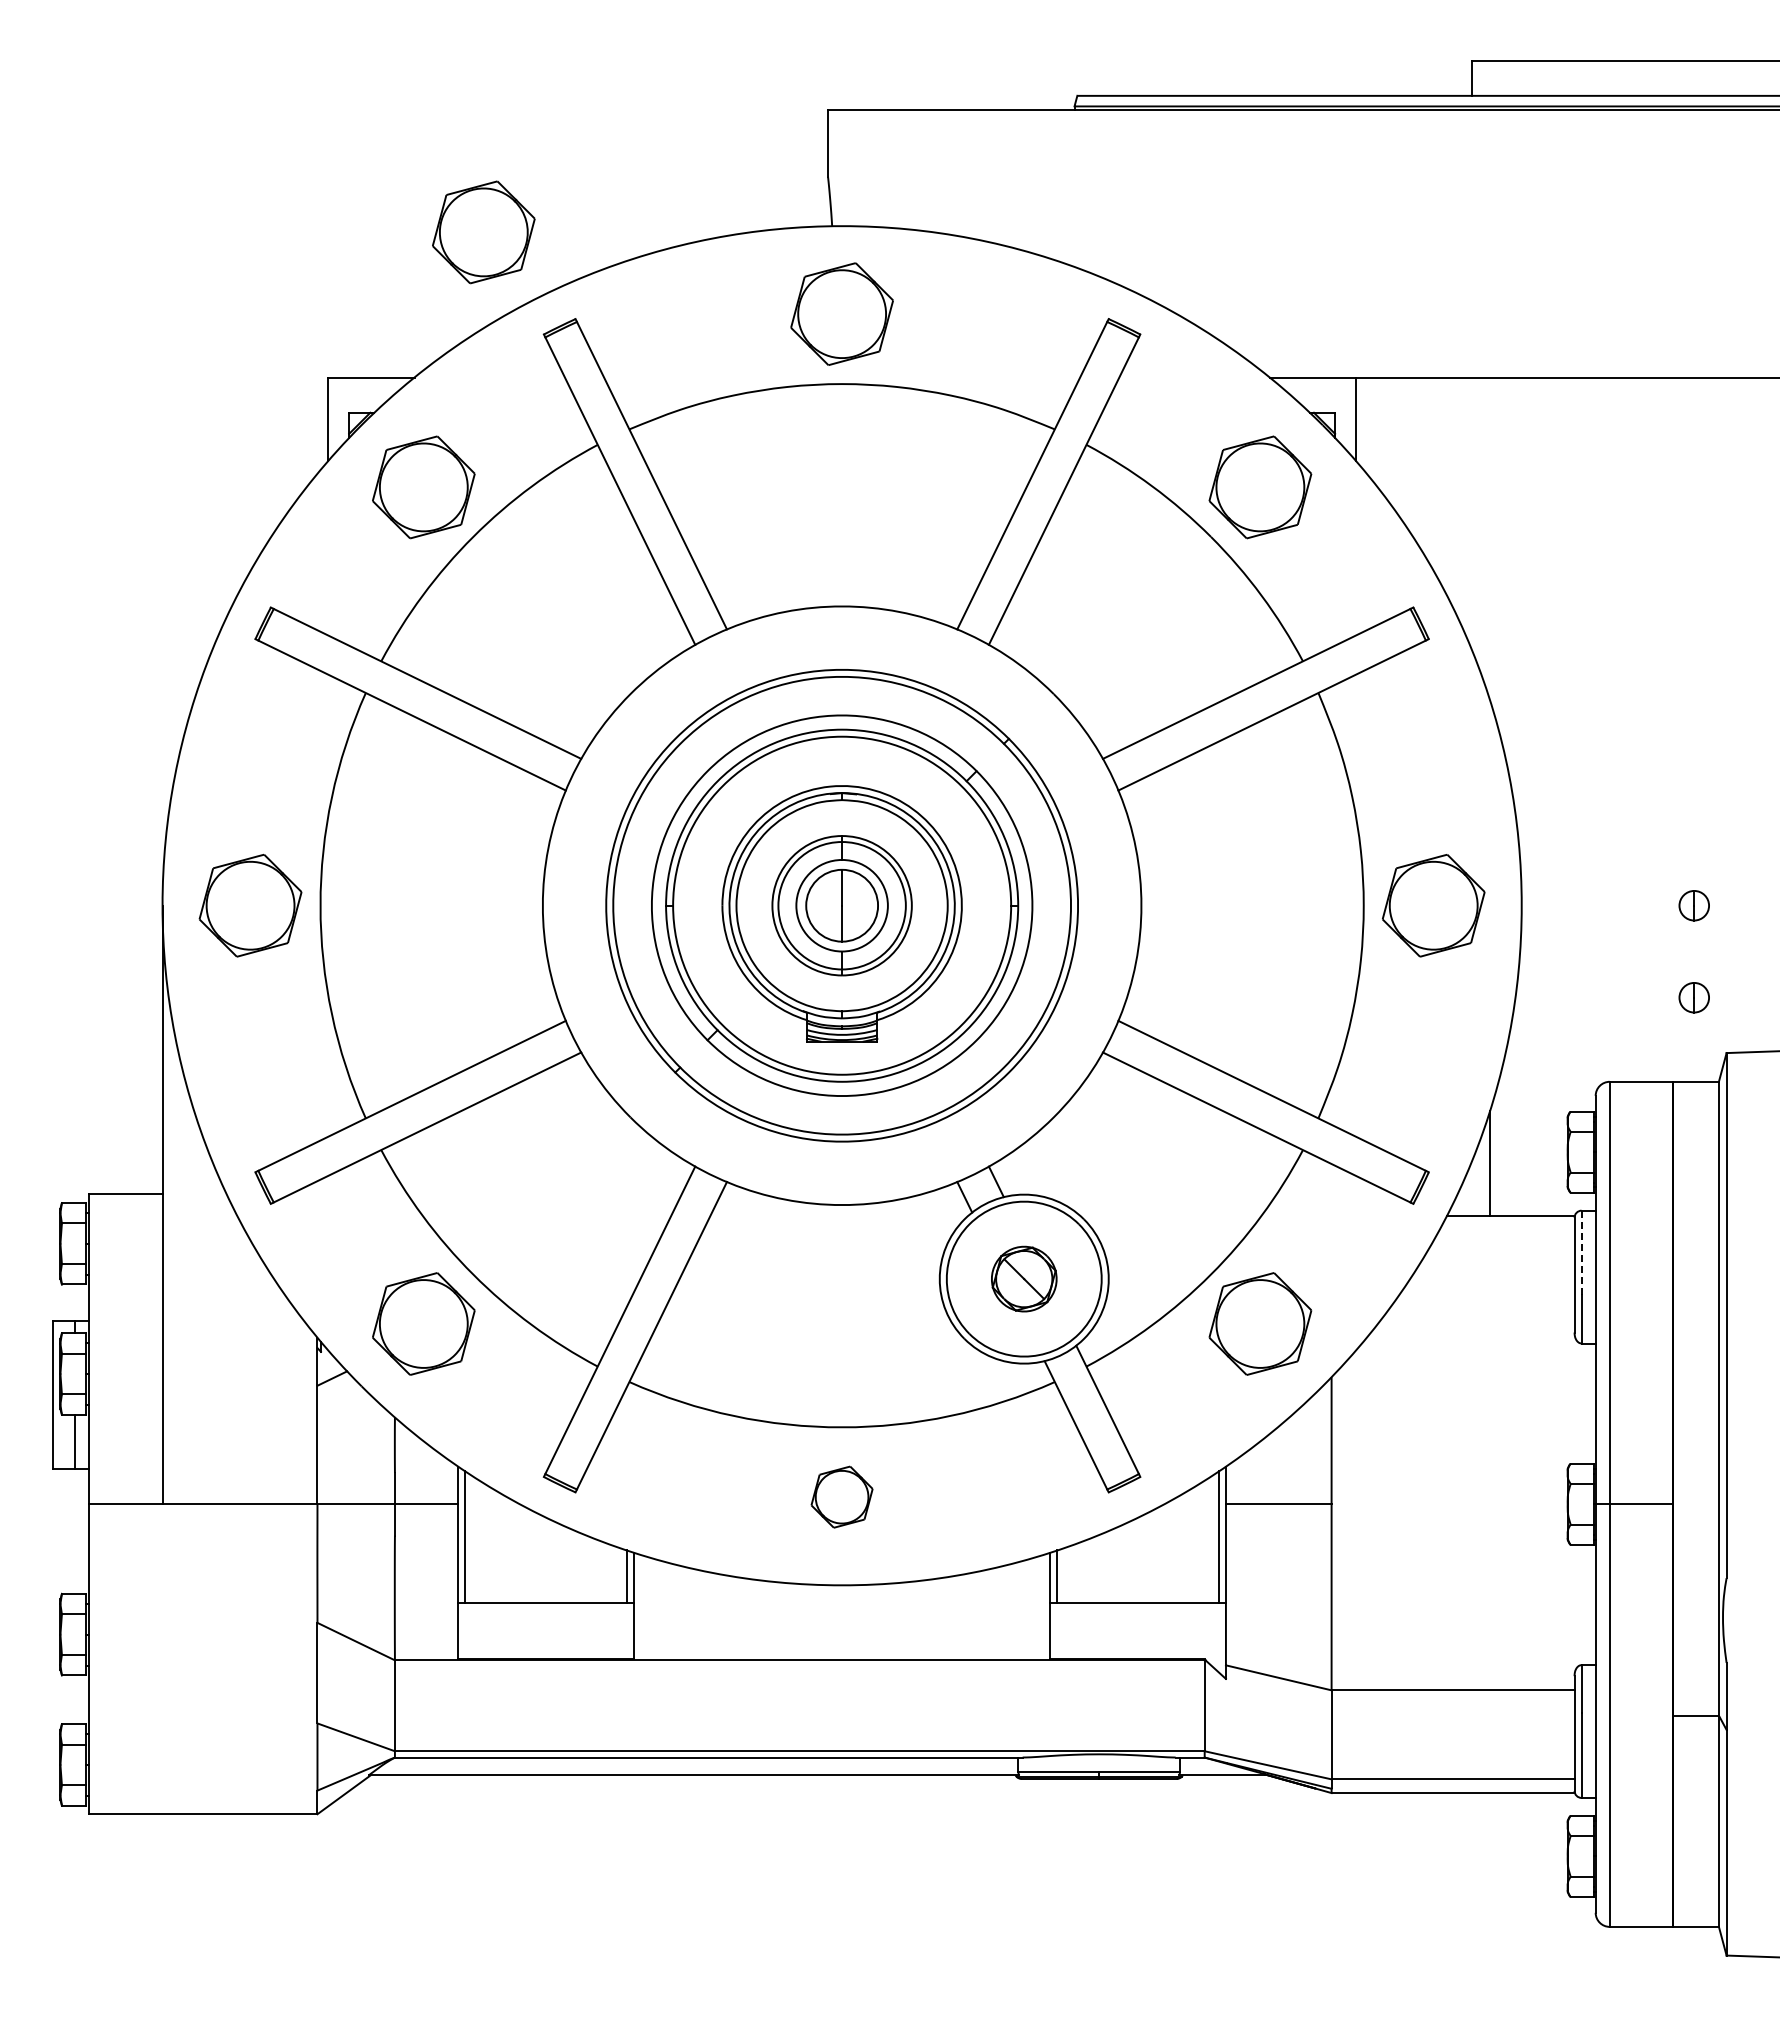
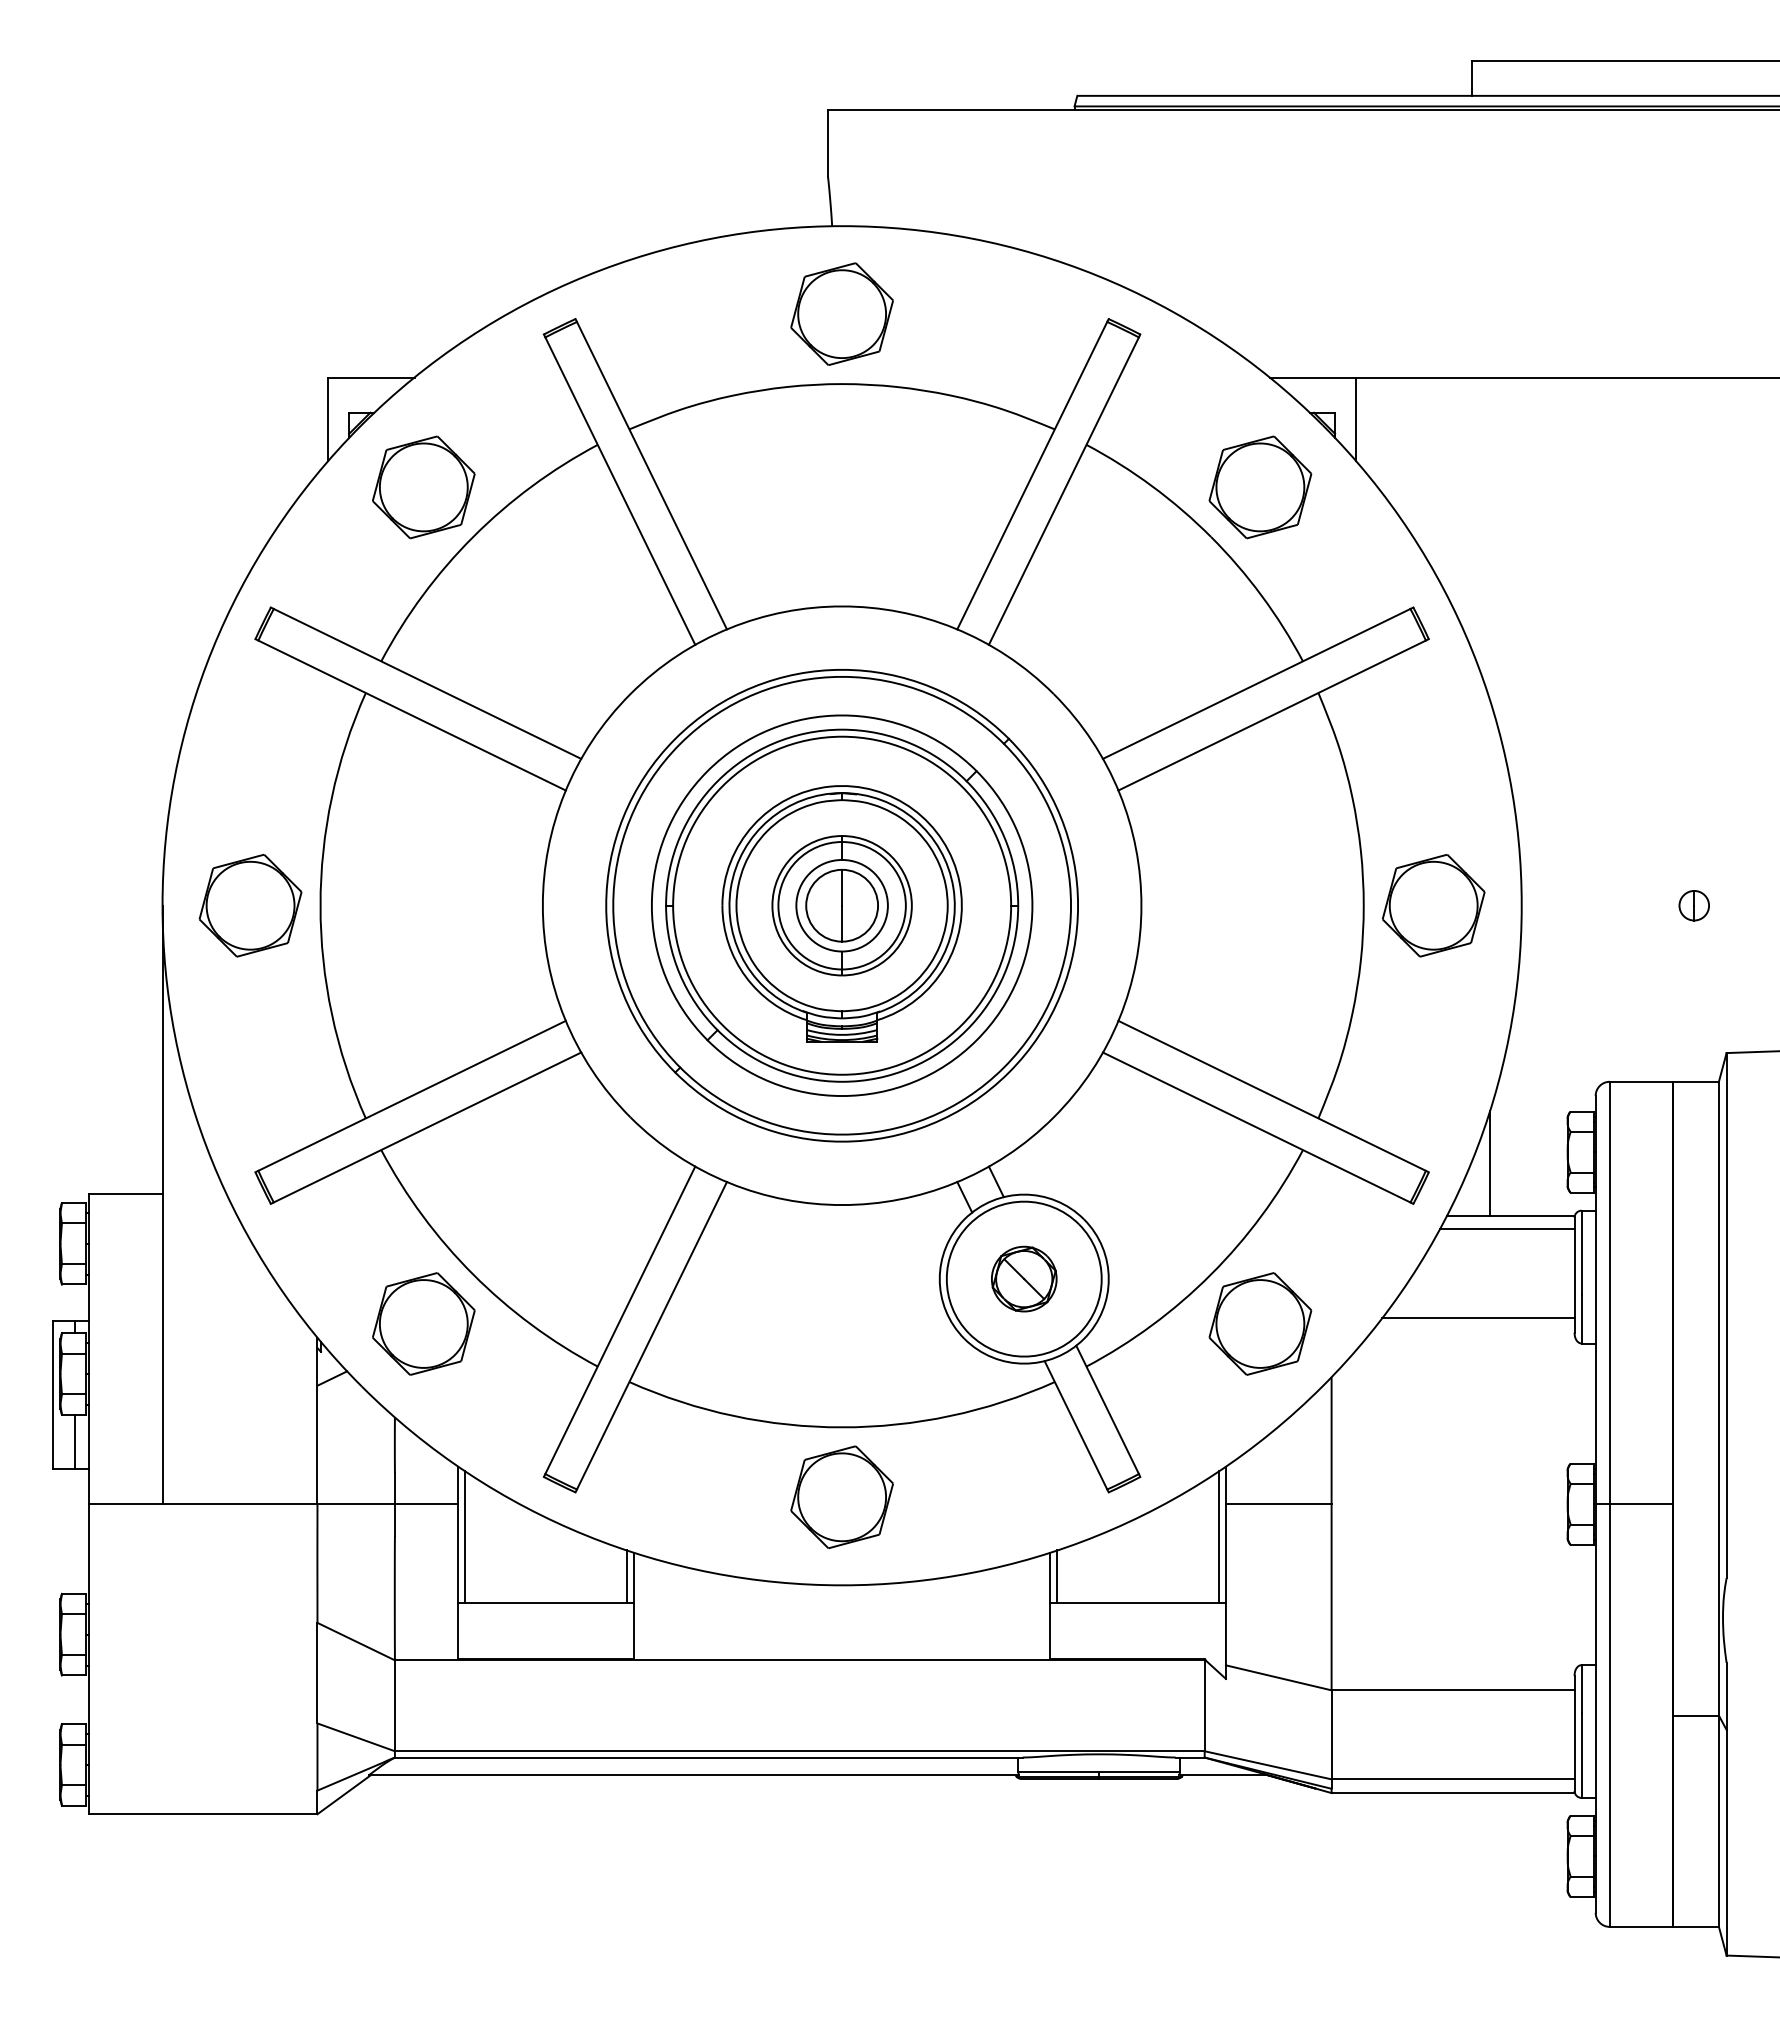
part: present -> none (483, 232)
part: present -> none (1693, 997)
line: none -> present (1506, 1229)
line: dashed -> solid (1581, 1252)
line: none -> present (1478, 1318)
part size: 64x64 px -> 104x104 px (841, 1496)
